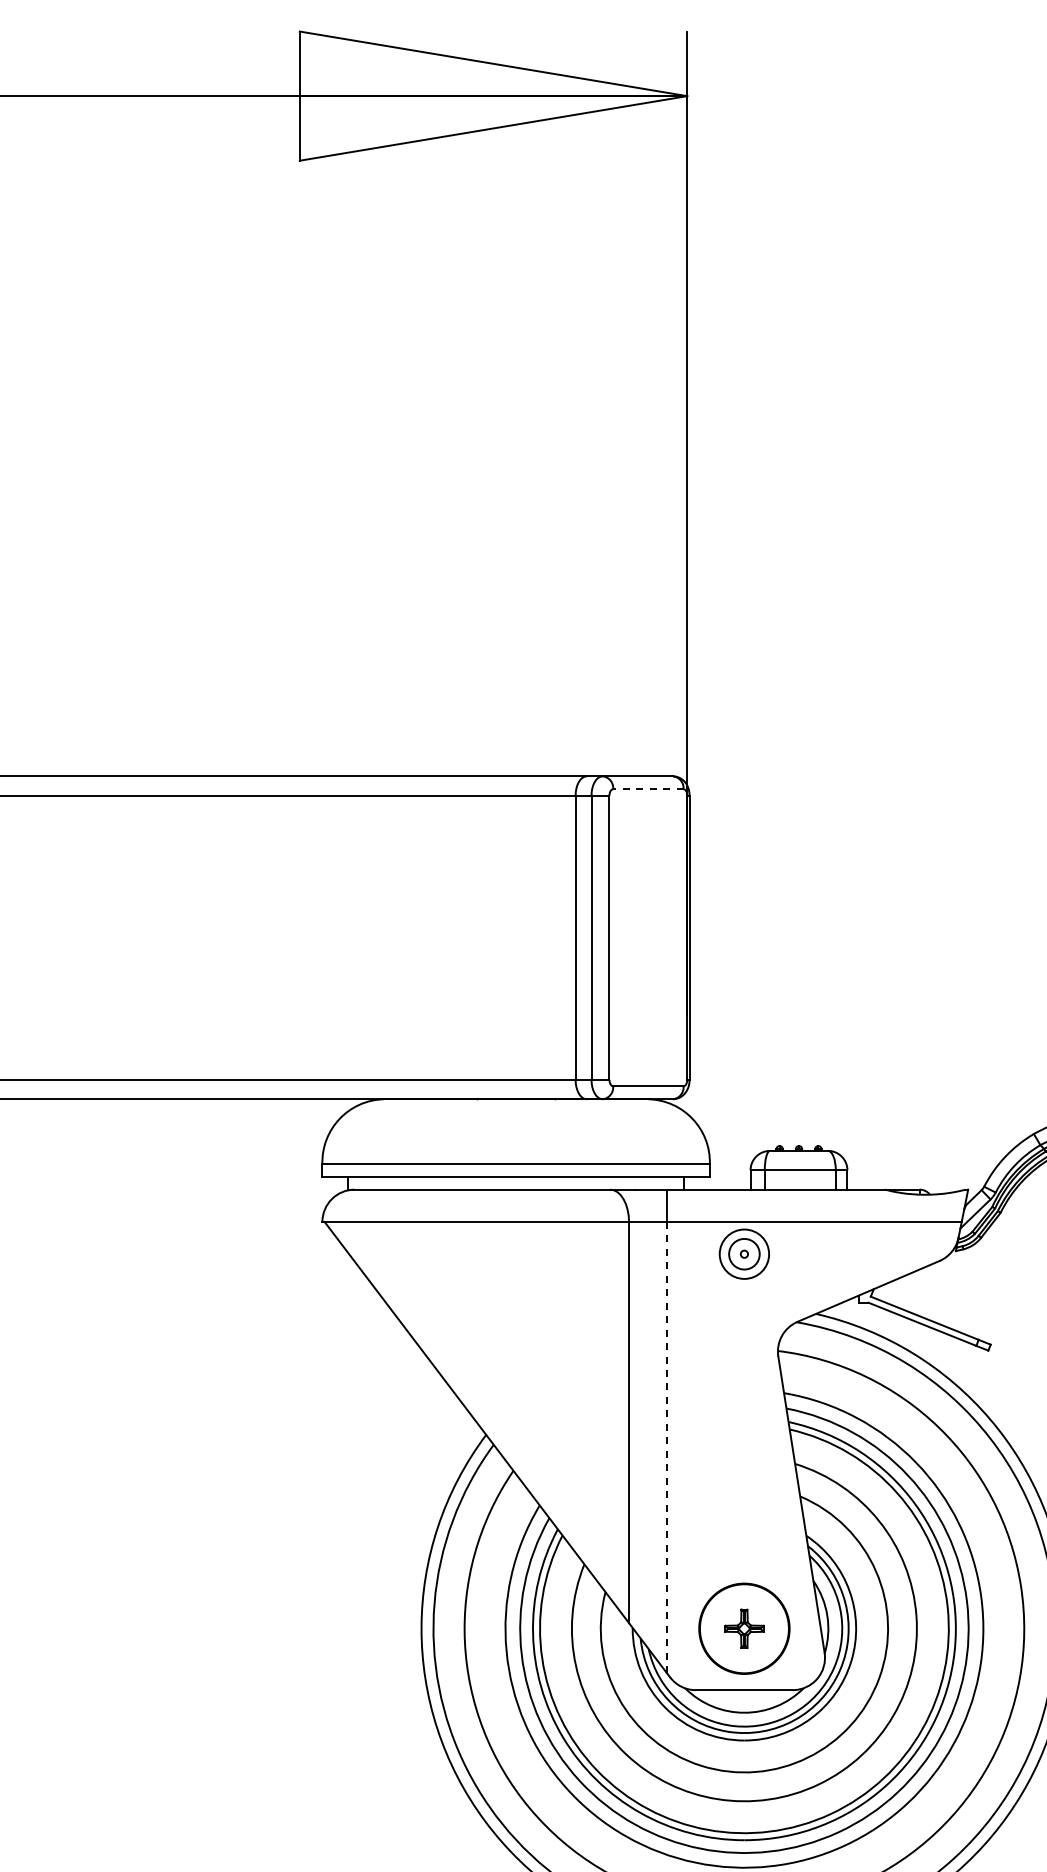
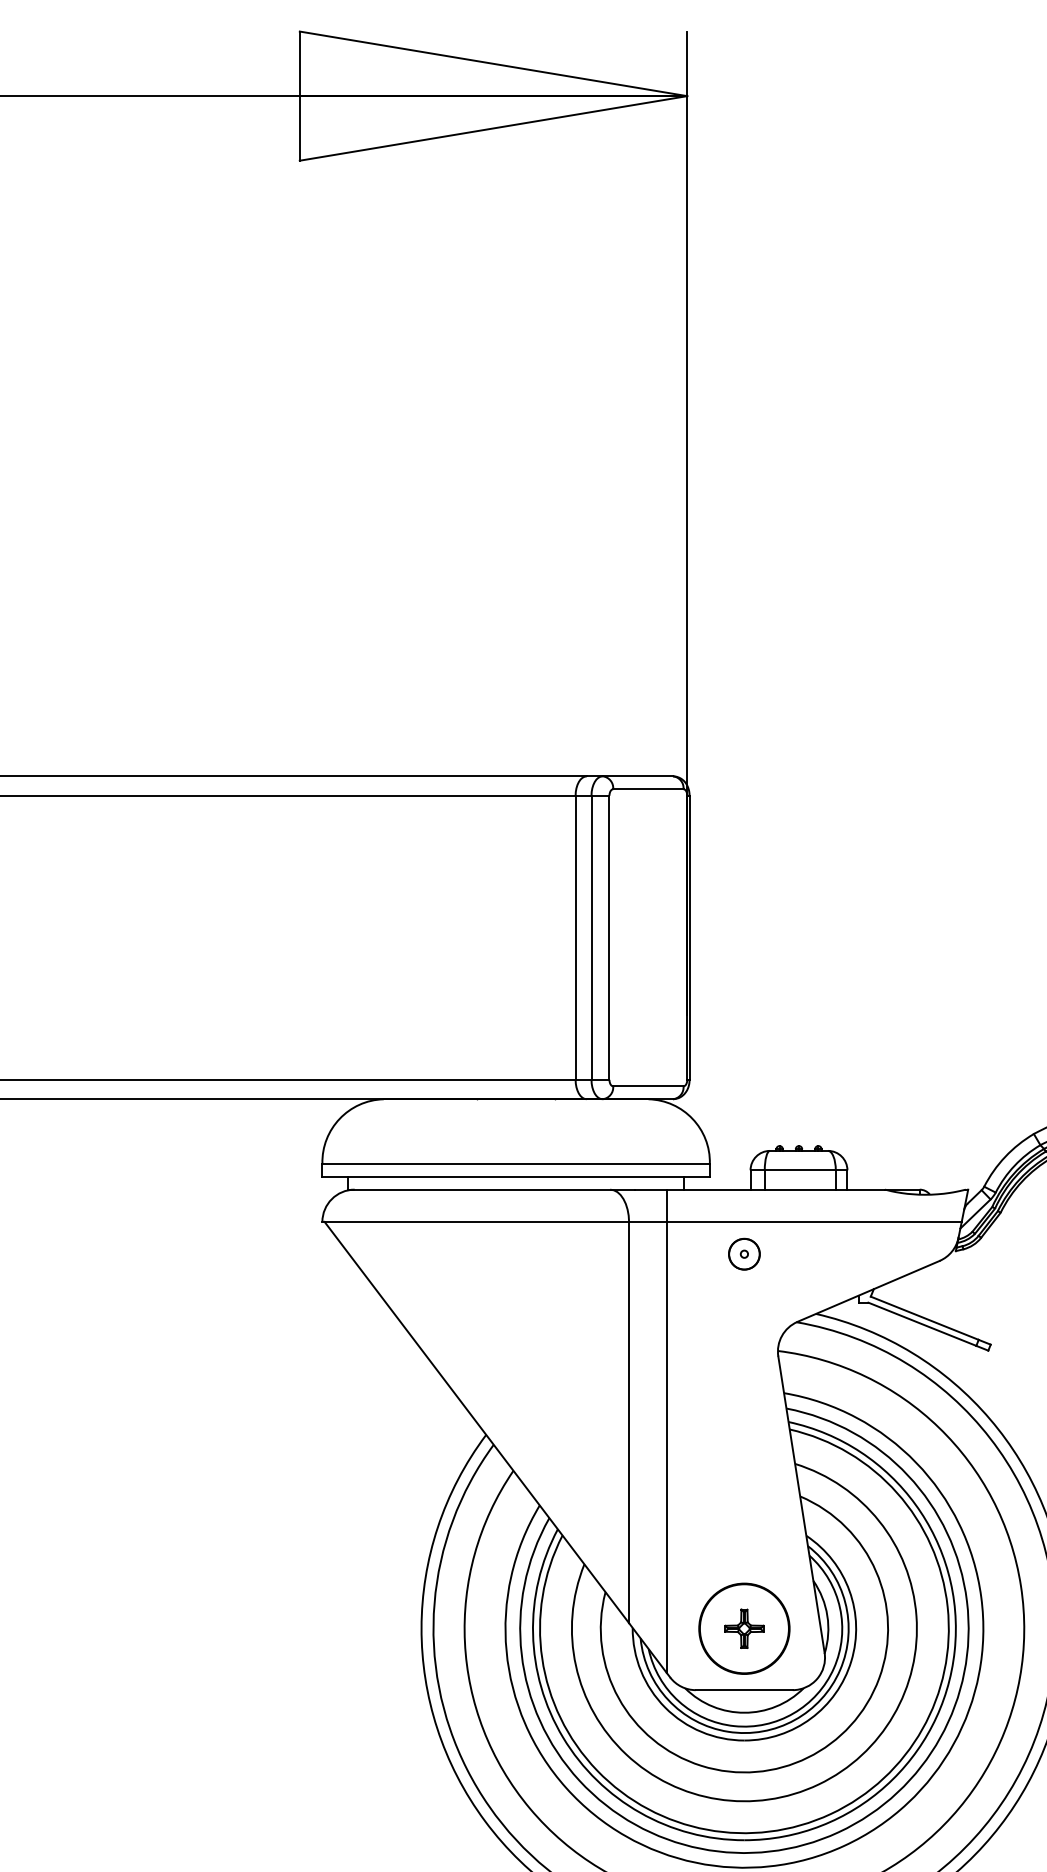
line: dashed -> solid (647, 789)
circle diameter: 49 px -> 31 px (744, 1253)
line: dashed -> solid (666, 1447)
